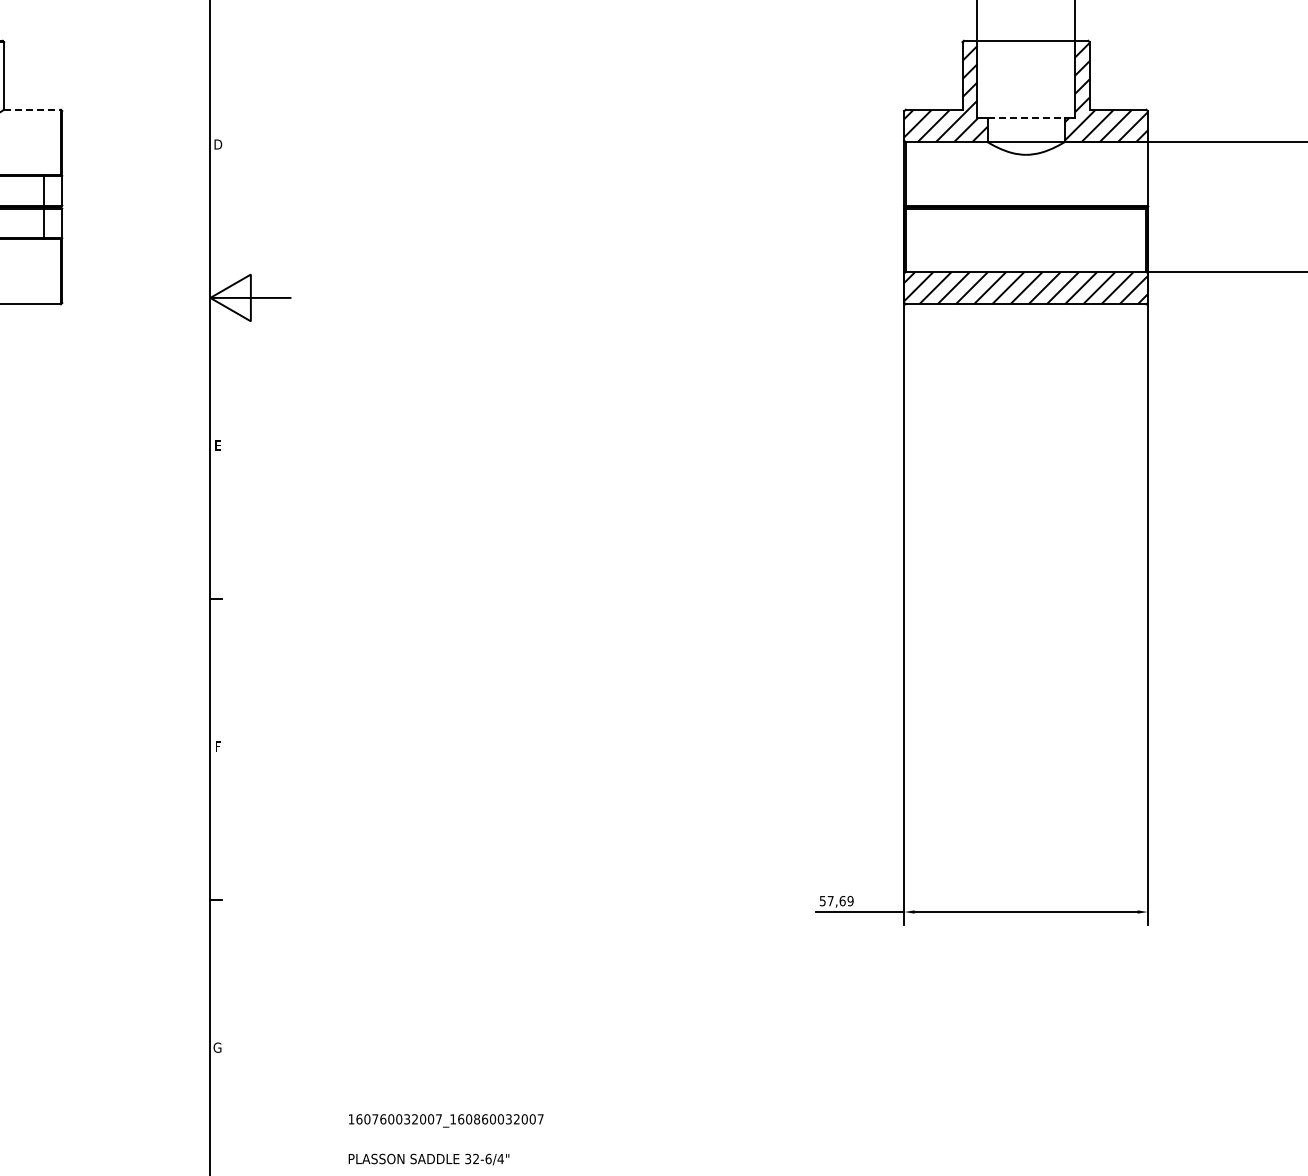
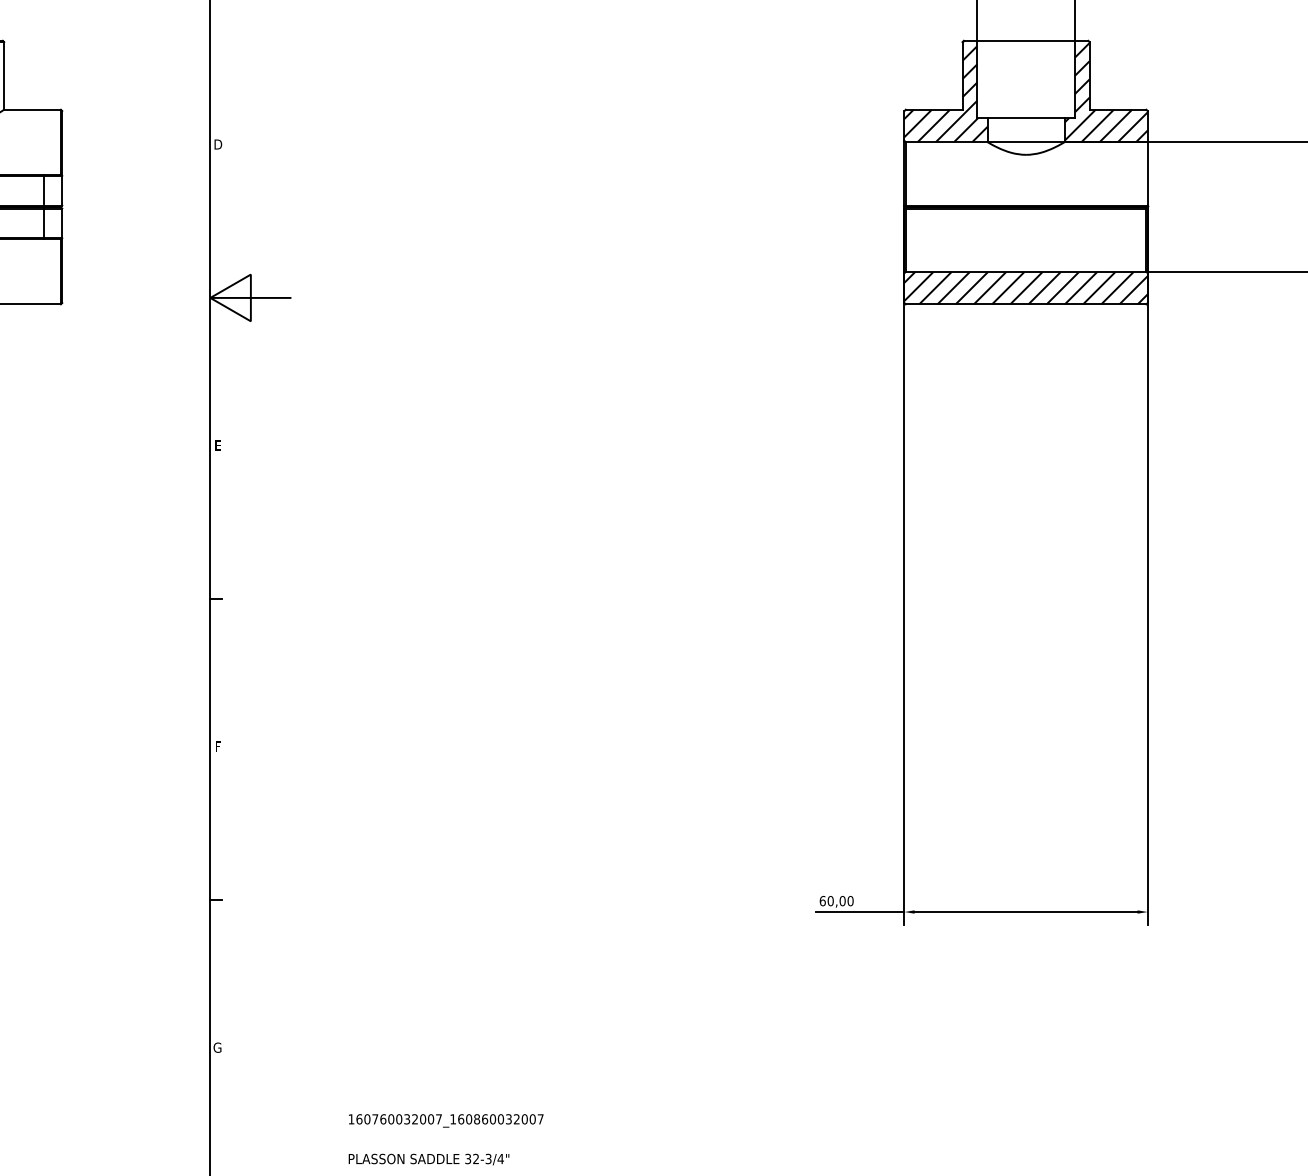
line: dashed -> solid (33, 109)
line: dashed -> solid (1026, 117)
text: 57,69 -> 60,00 (836, 900)
text: 32-6/4" -> 32-3/4" (488, 1158)
